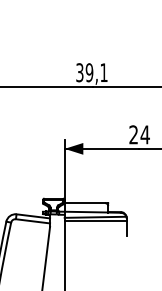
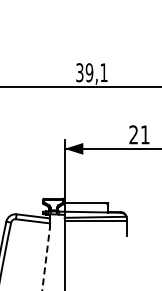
text: 24 -> 21 (144, 134)
line: solid -> dashed (46, 258)
